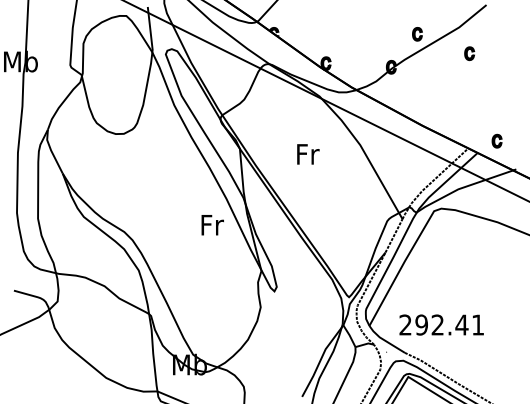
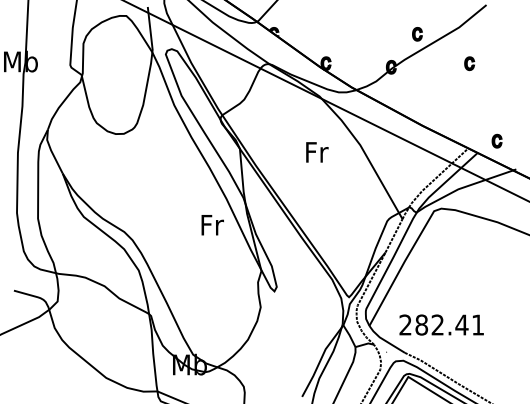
part position: (469, 53) -> (469, 63) (469, 63)
text position: (308, 154) -> (317, 152) (317, 152)
text: 292.41 -> 282.41 (421, 324)
